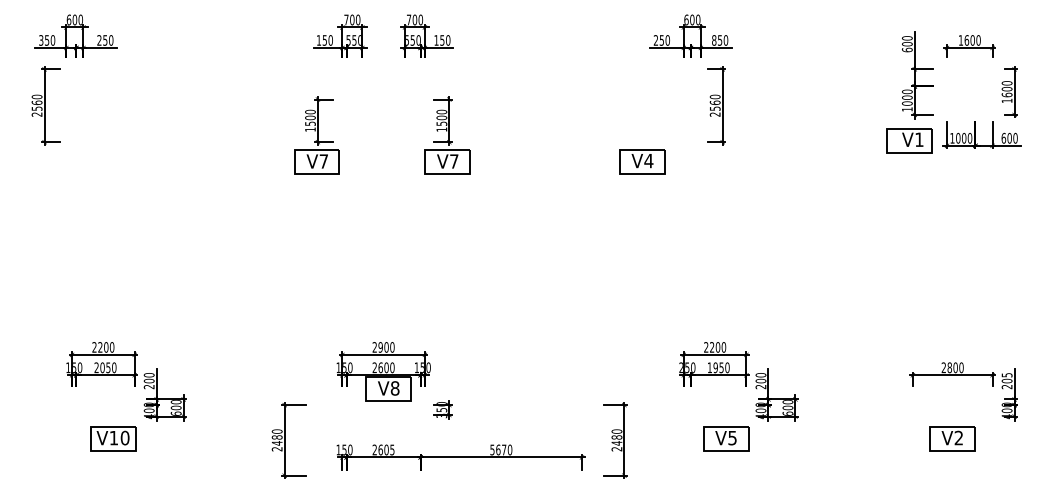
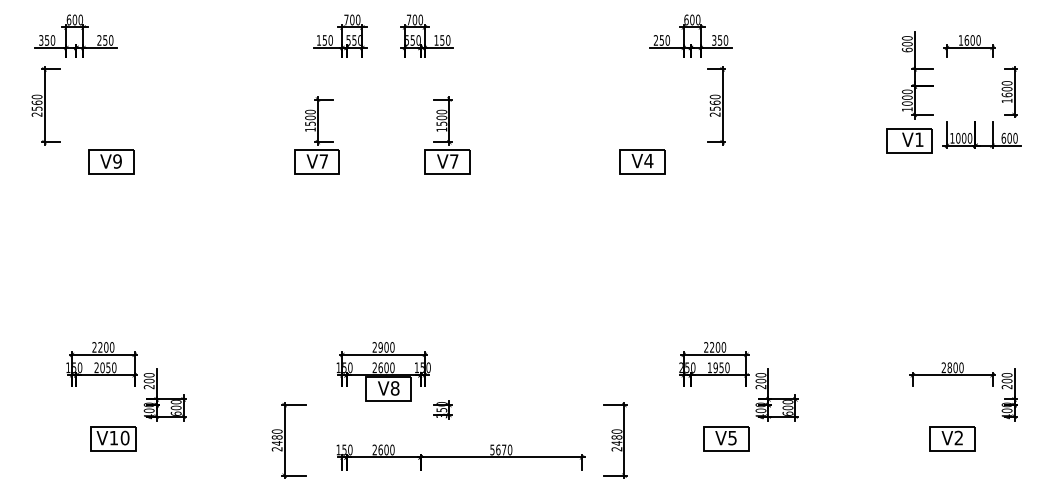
text: 850 -> 350 (714, 40)
part: none -> present (111, 161)
text: 205 -> 200 (1006, 375)
text: 2605 -> 2600 (392, 449)
